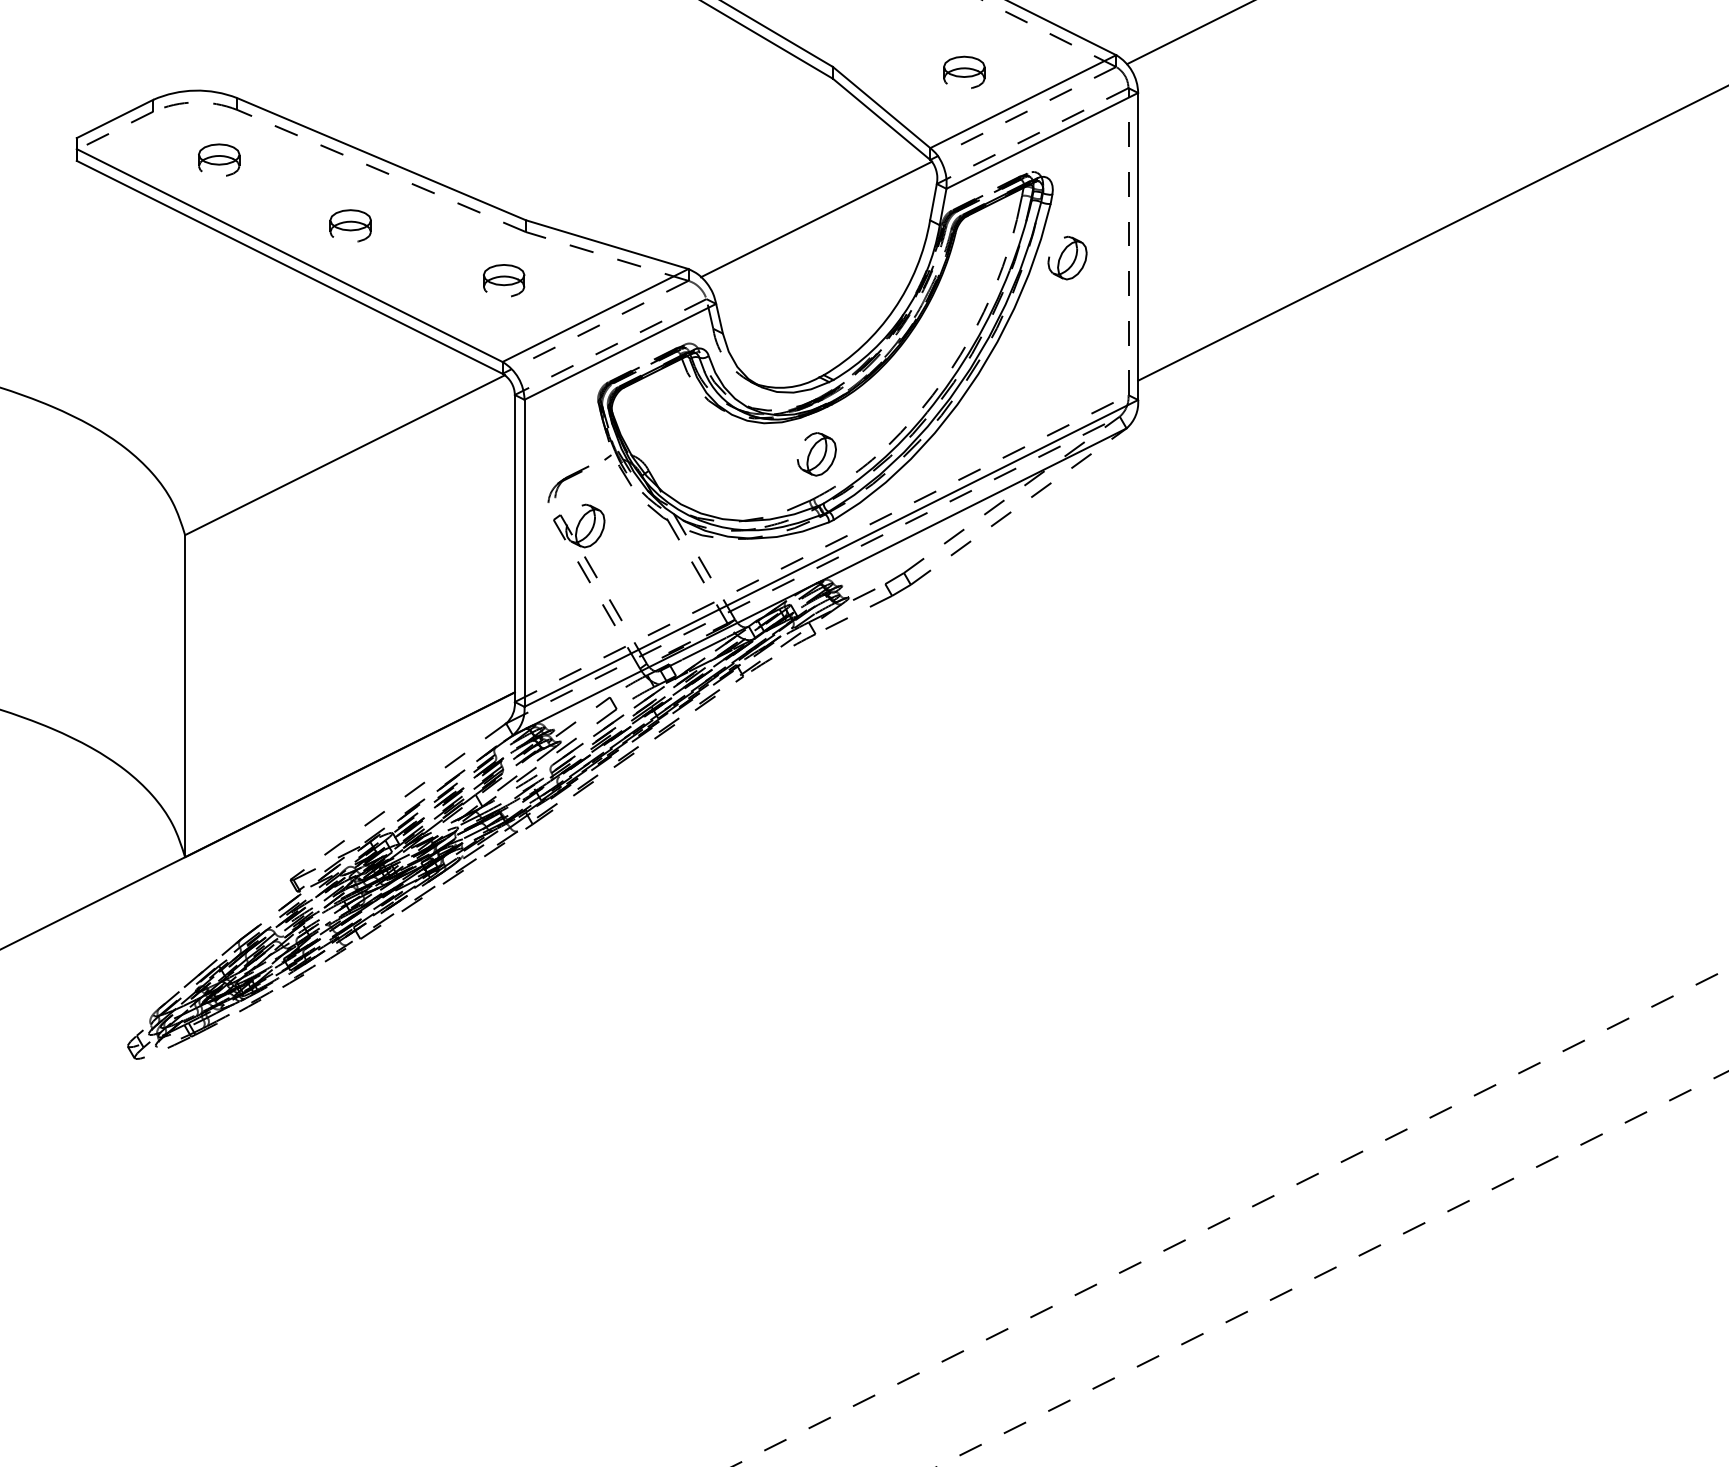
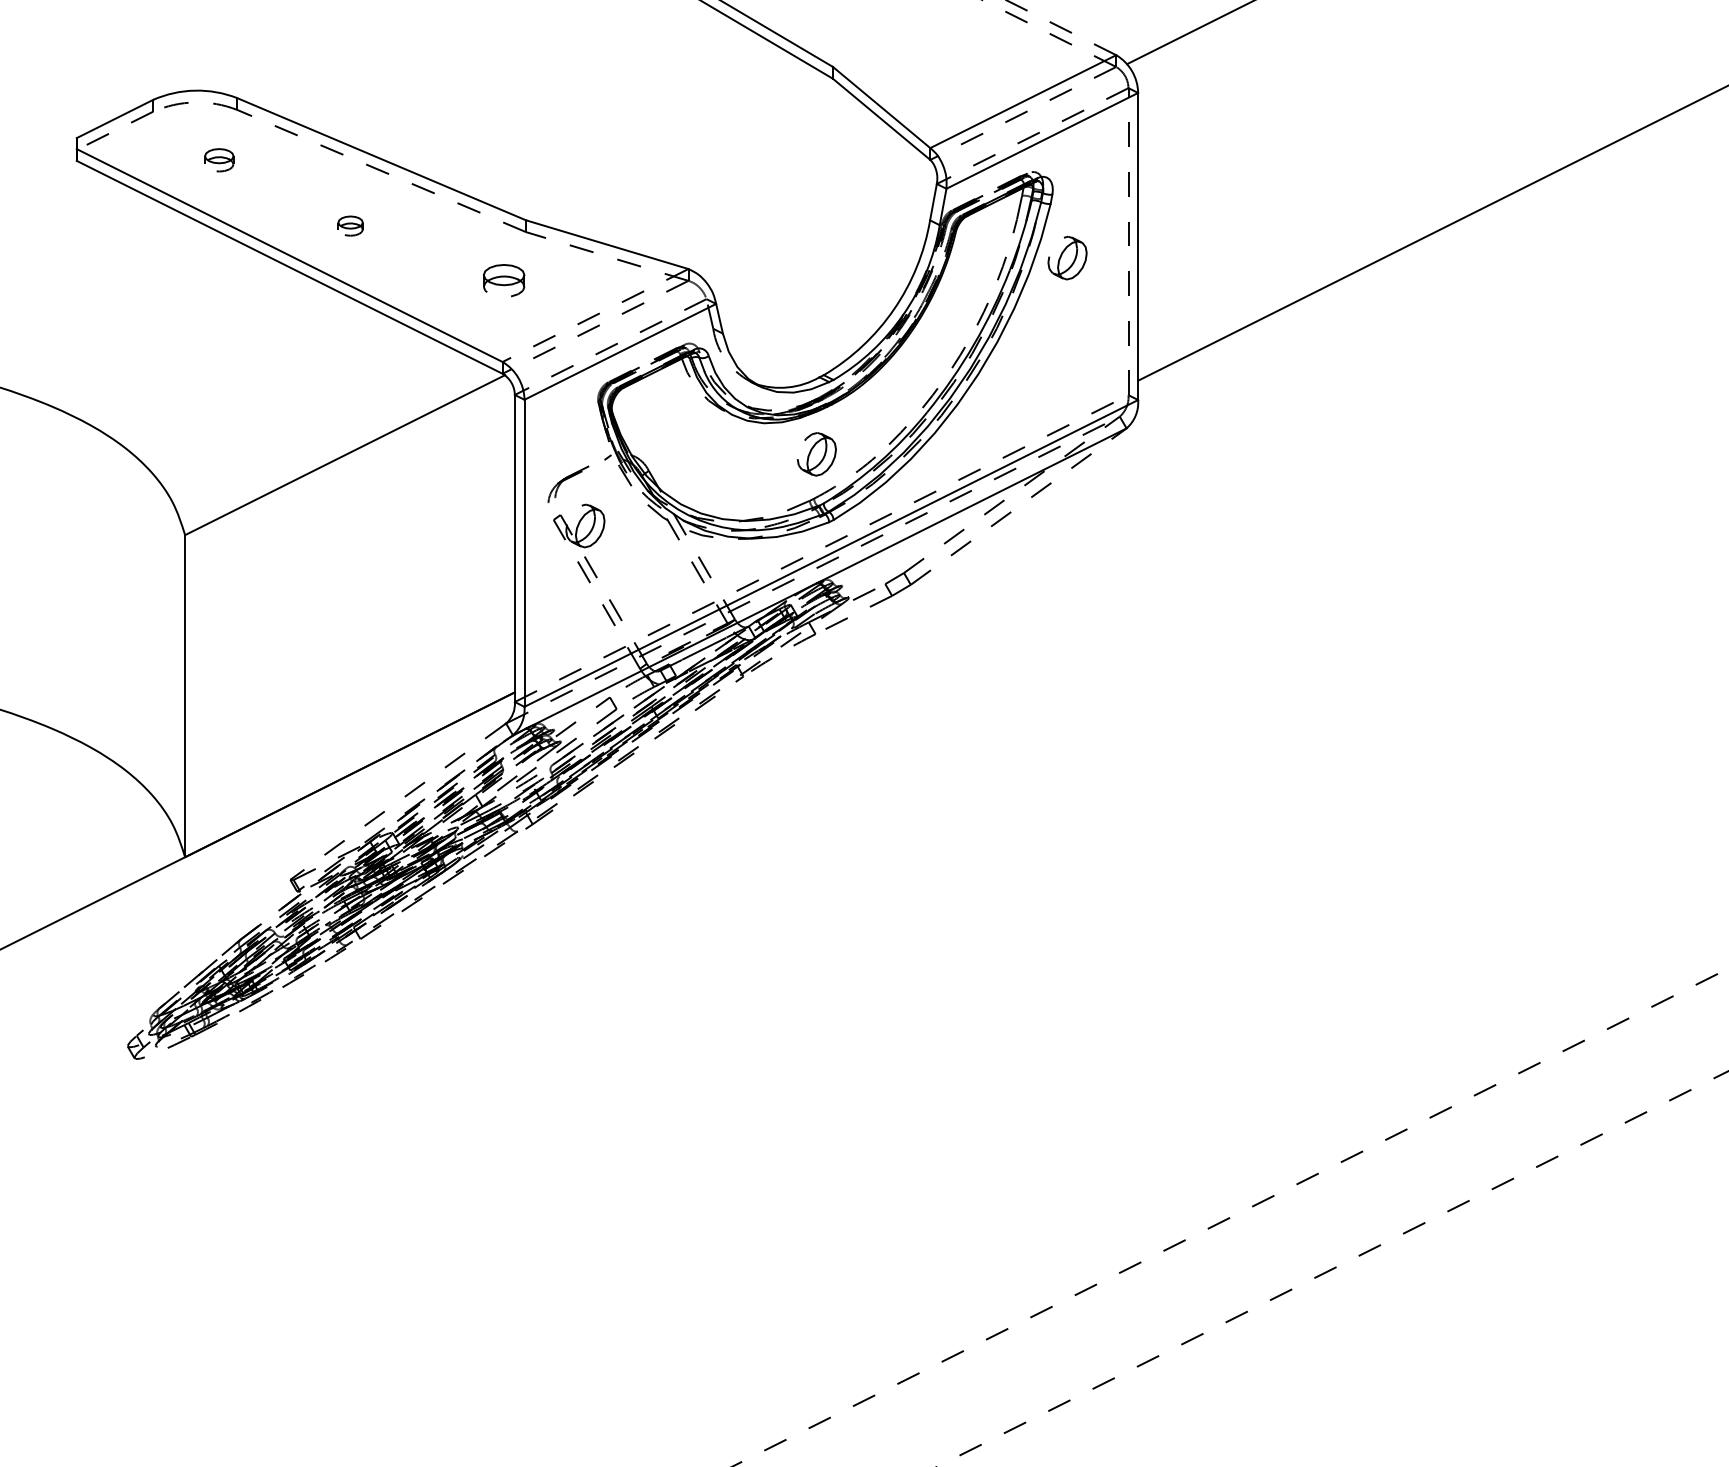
line: solid -> dashed (1060, 27)
part: present -> none (964, 71)
part size: 43x34 px -> 31x25 px (219, 160)
line: present -> none (816, 219)
part size: 43x34 px -> 27x22 px (350, 225)
line: solid -> dashed (595, 315)
